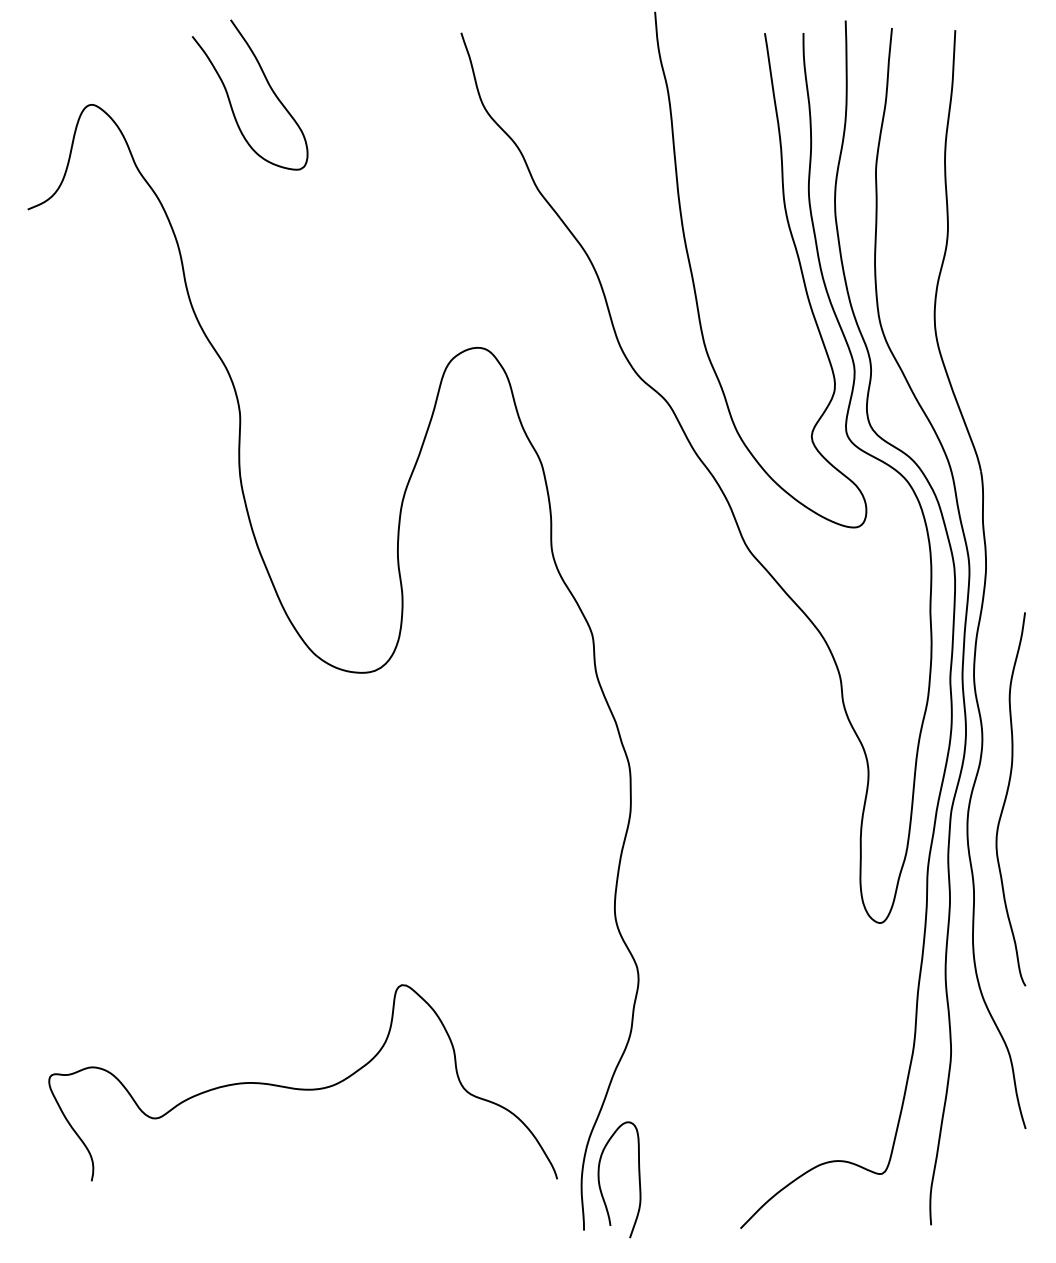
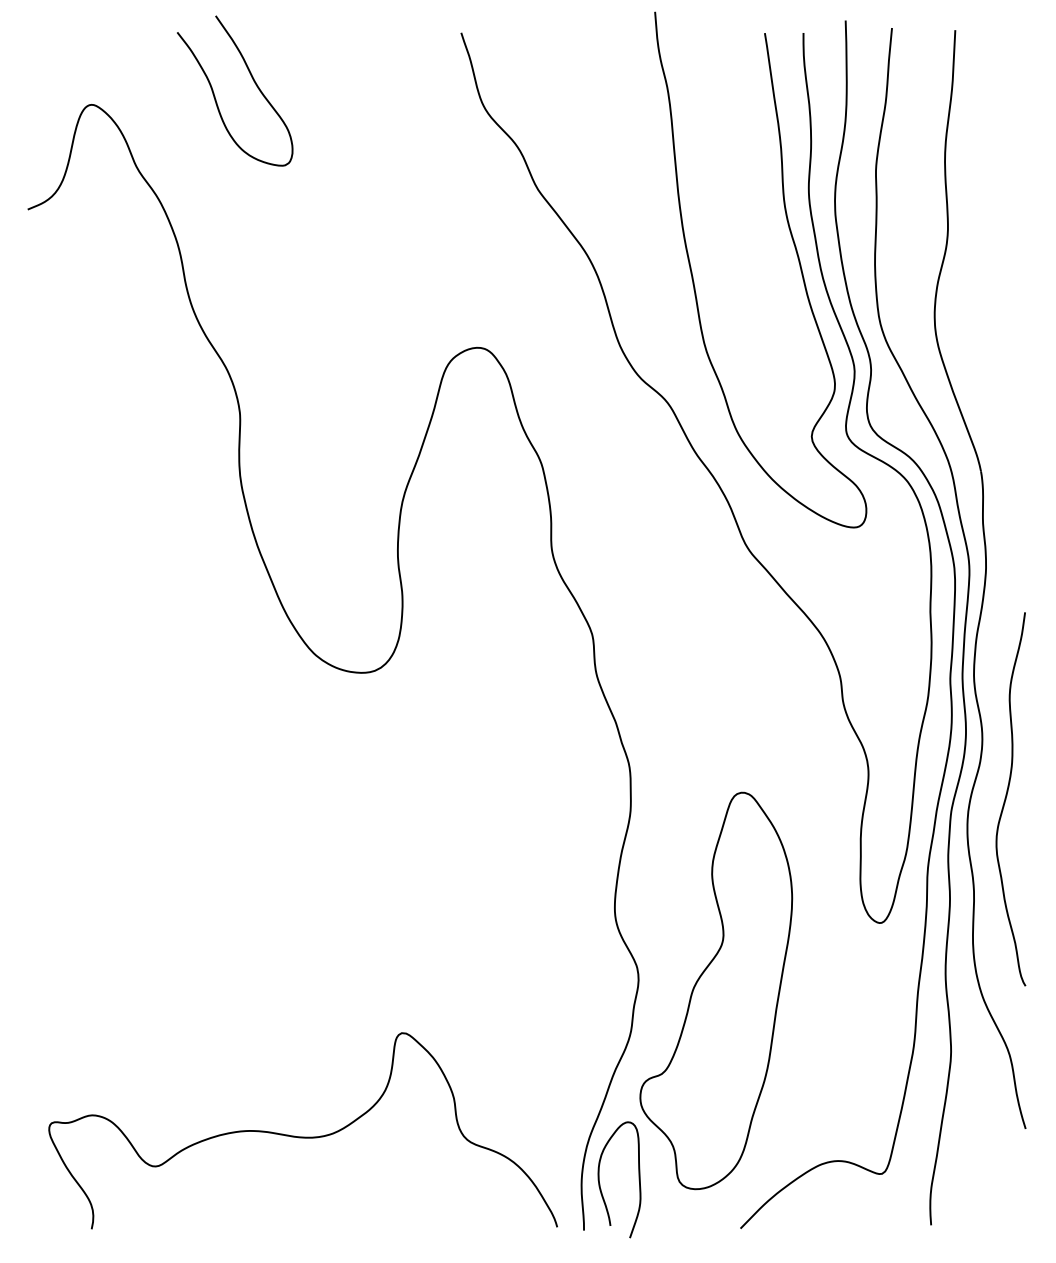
curve position: (268, 85) -> (253, 81) (253, 81)
part: none -> present (716, 990)
curve position: (302, 1088) -> (302, 1136) (302, 1136)
